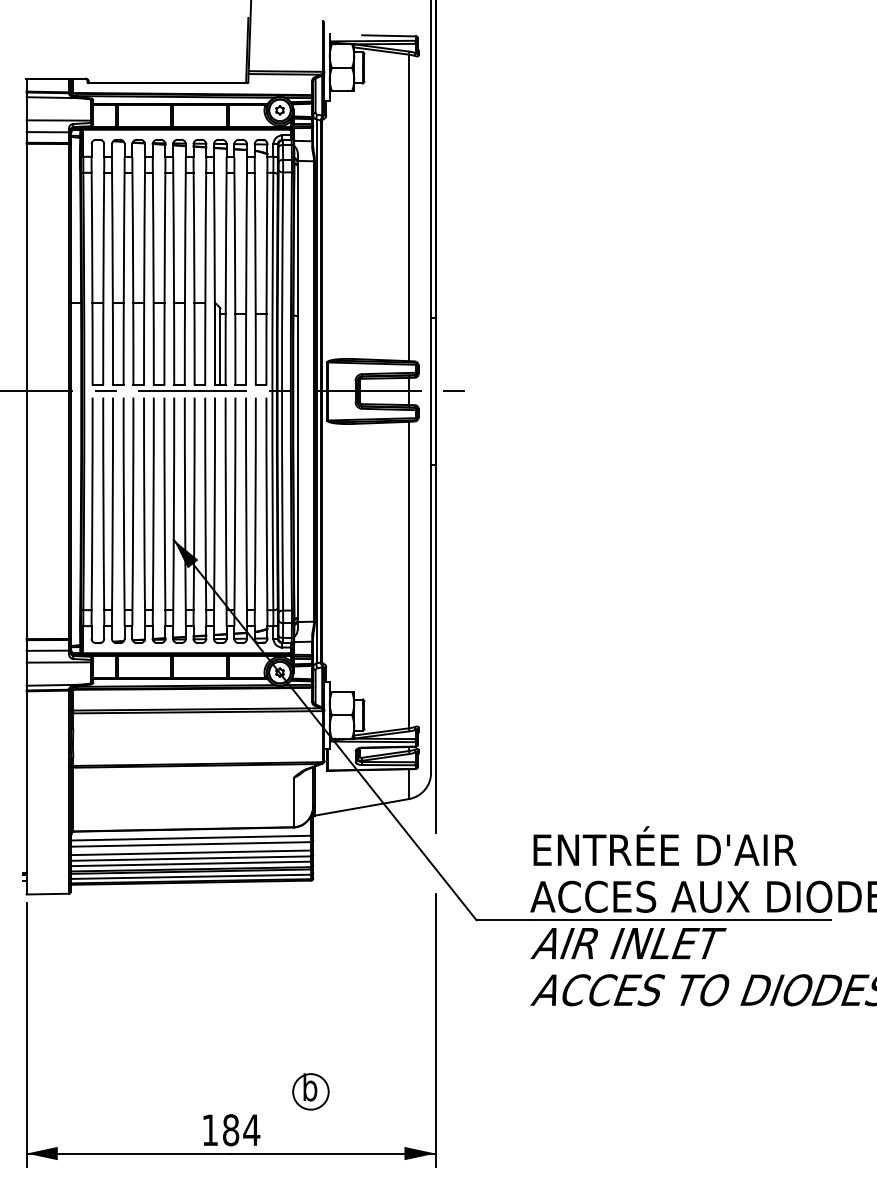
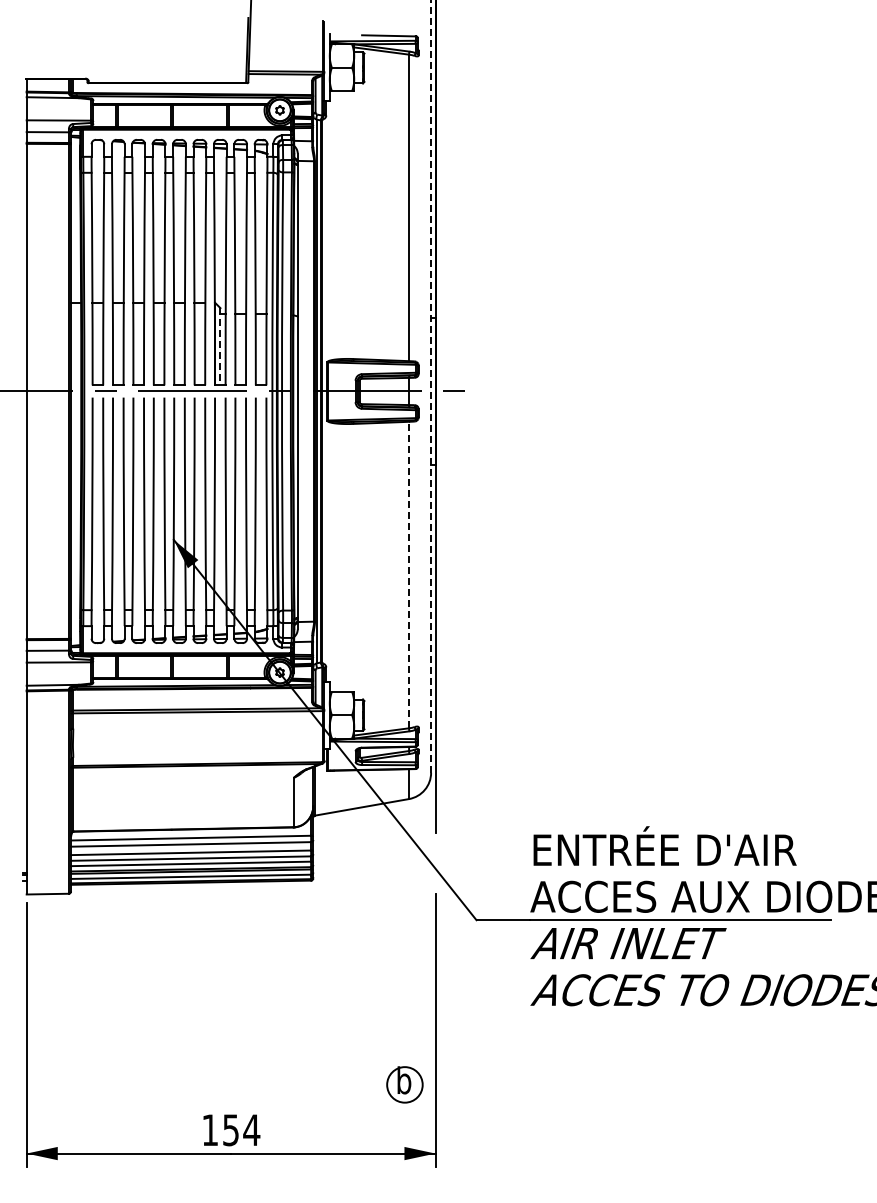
line: solid -> dashed (220, 346)
line: solid -> dashed (431, 386)
line: solid -> dashed (409, 574)
part position: (310, 1091) -> (404, 1084) (404, 1084)
text: 184 -> 154 (231, 1130)
